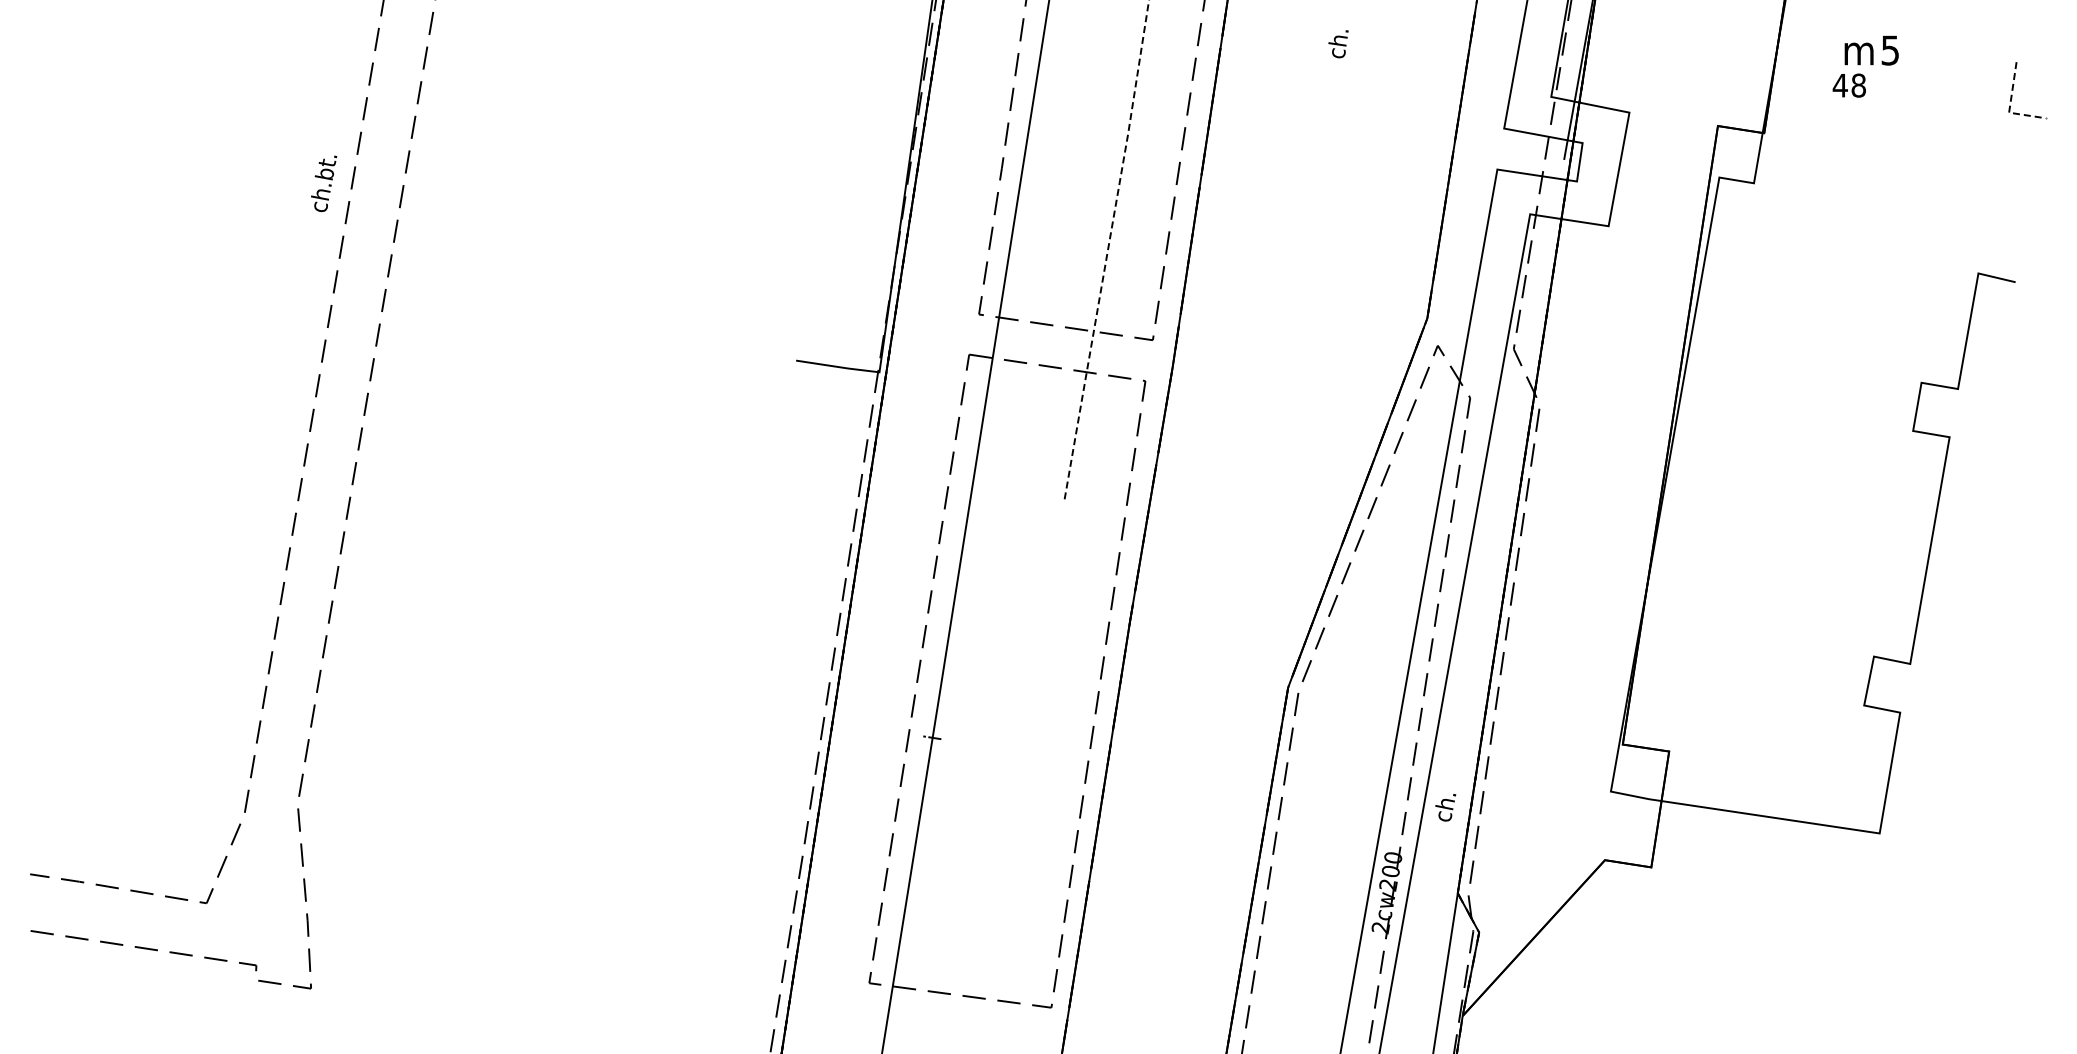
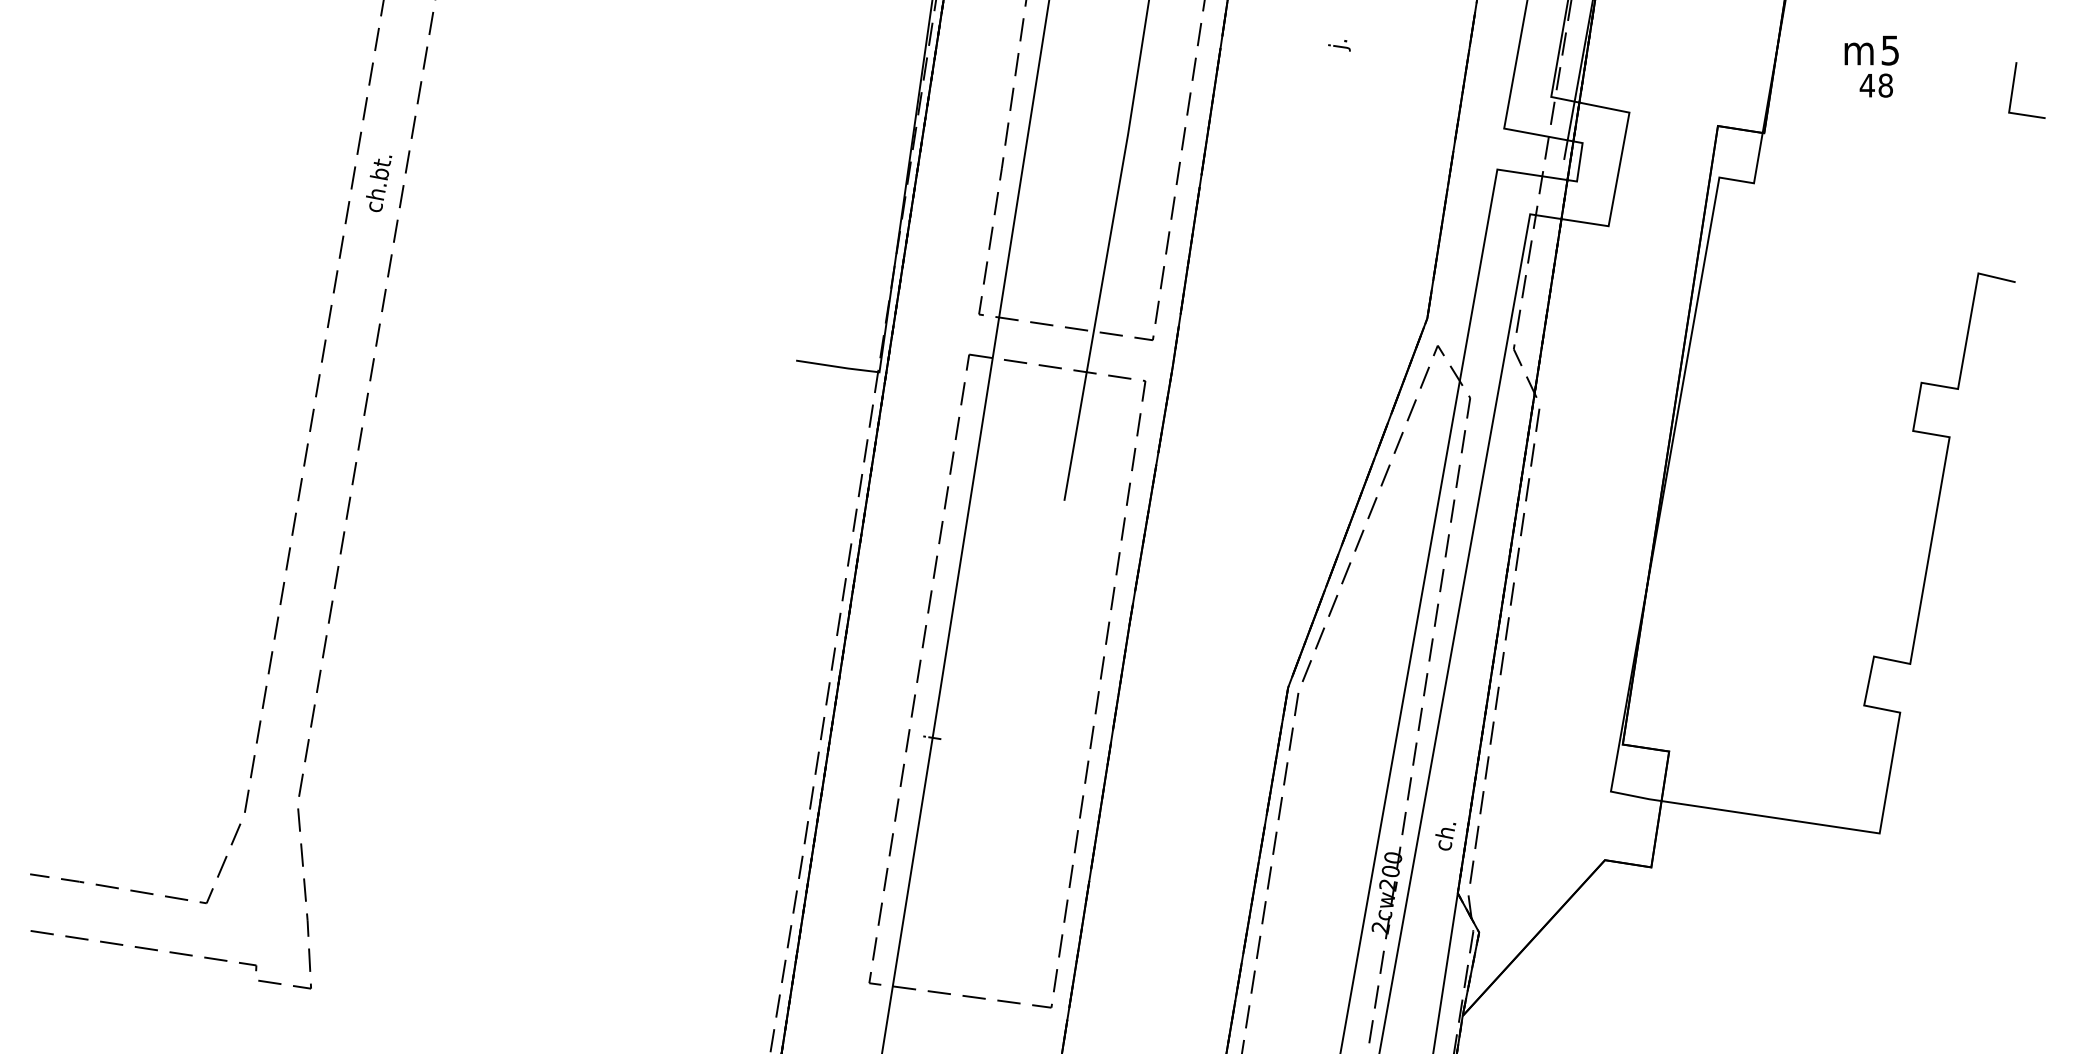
text: ch. -> j. (1339, 44)
text position: (1848, 85) -> (1875, 85) (1875, 85)
line: dashed -> solid (2010, 105)
text position: (324, 183) -> (379, 183) (379, 183)
line: dashed -> solid (1107, 250)
text position: (1445, 807) -> (1445, 836) (1445, 836)
